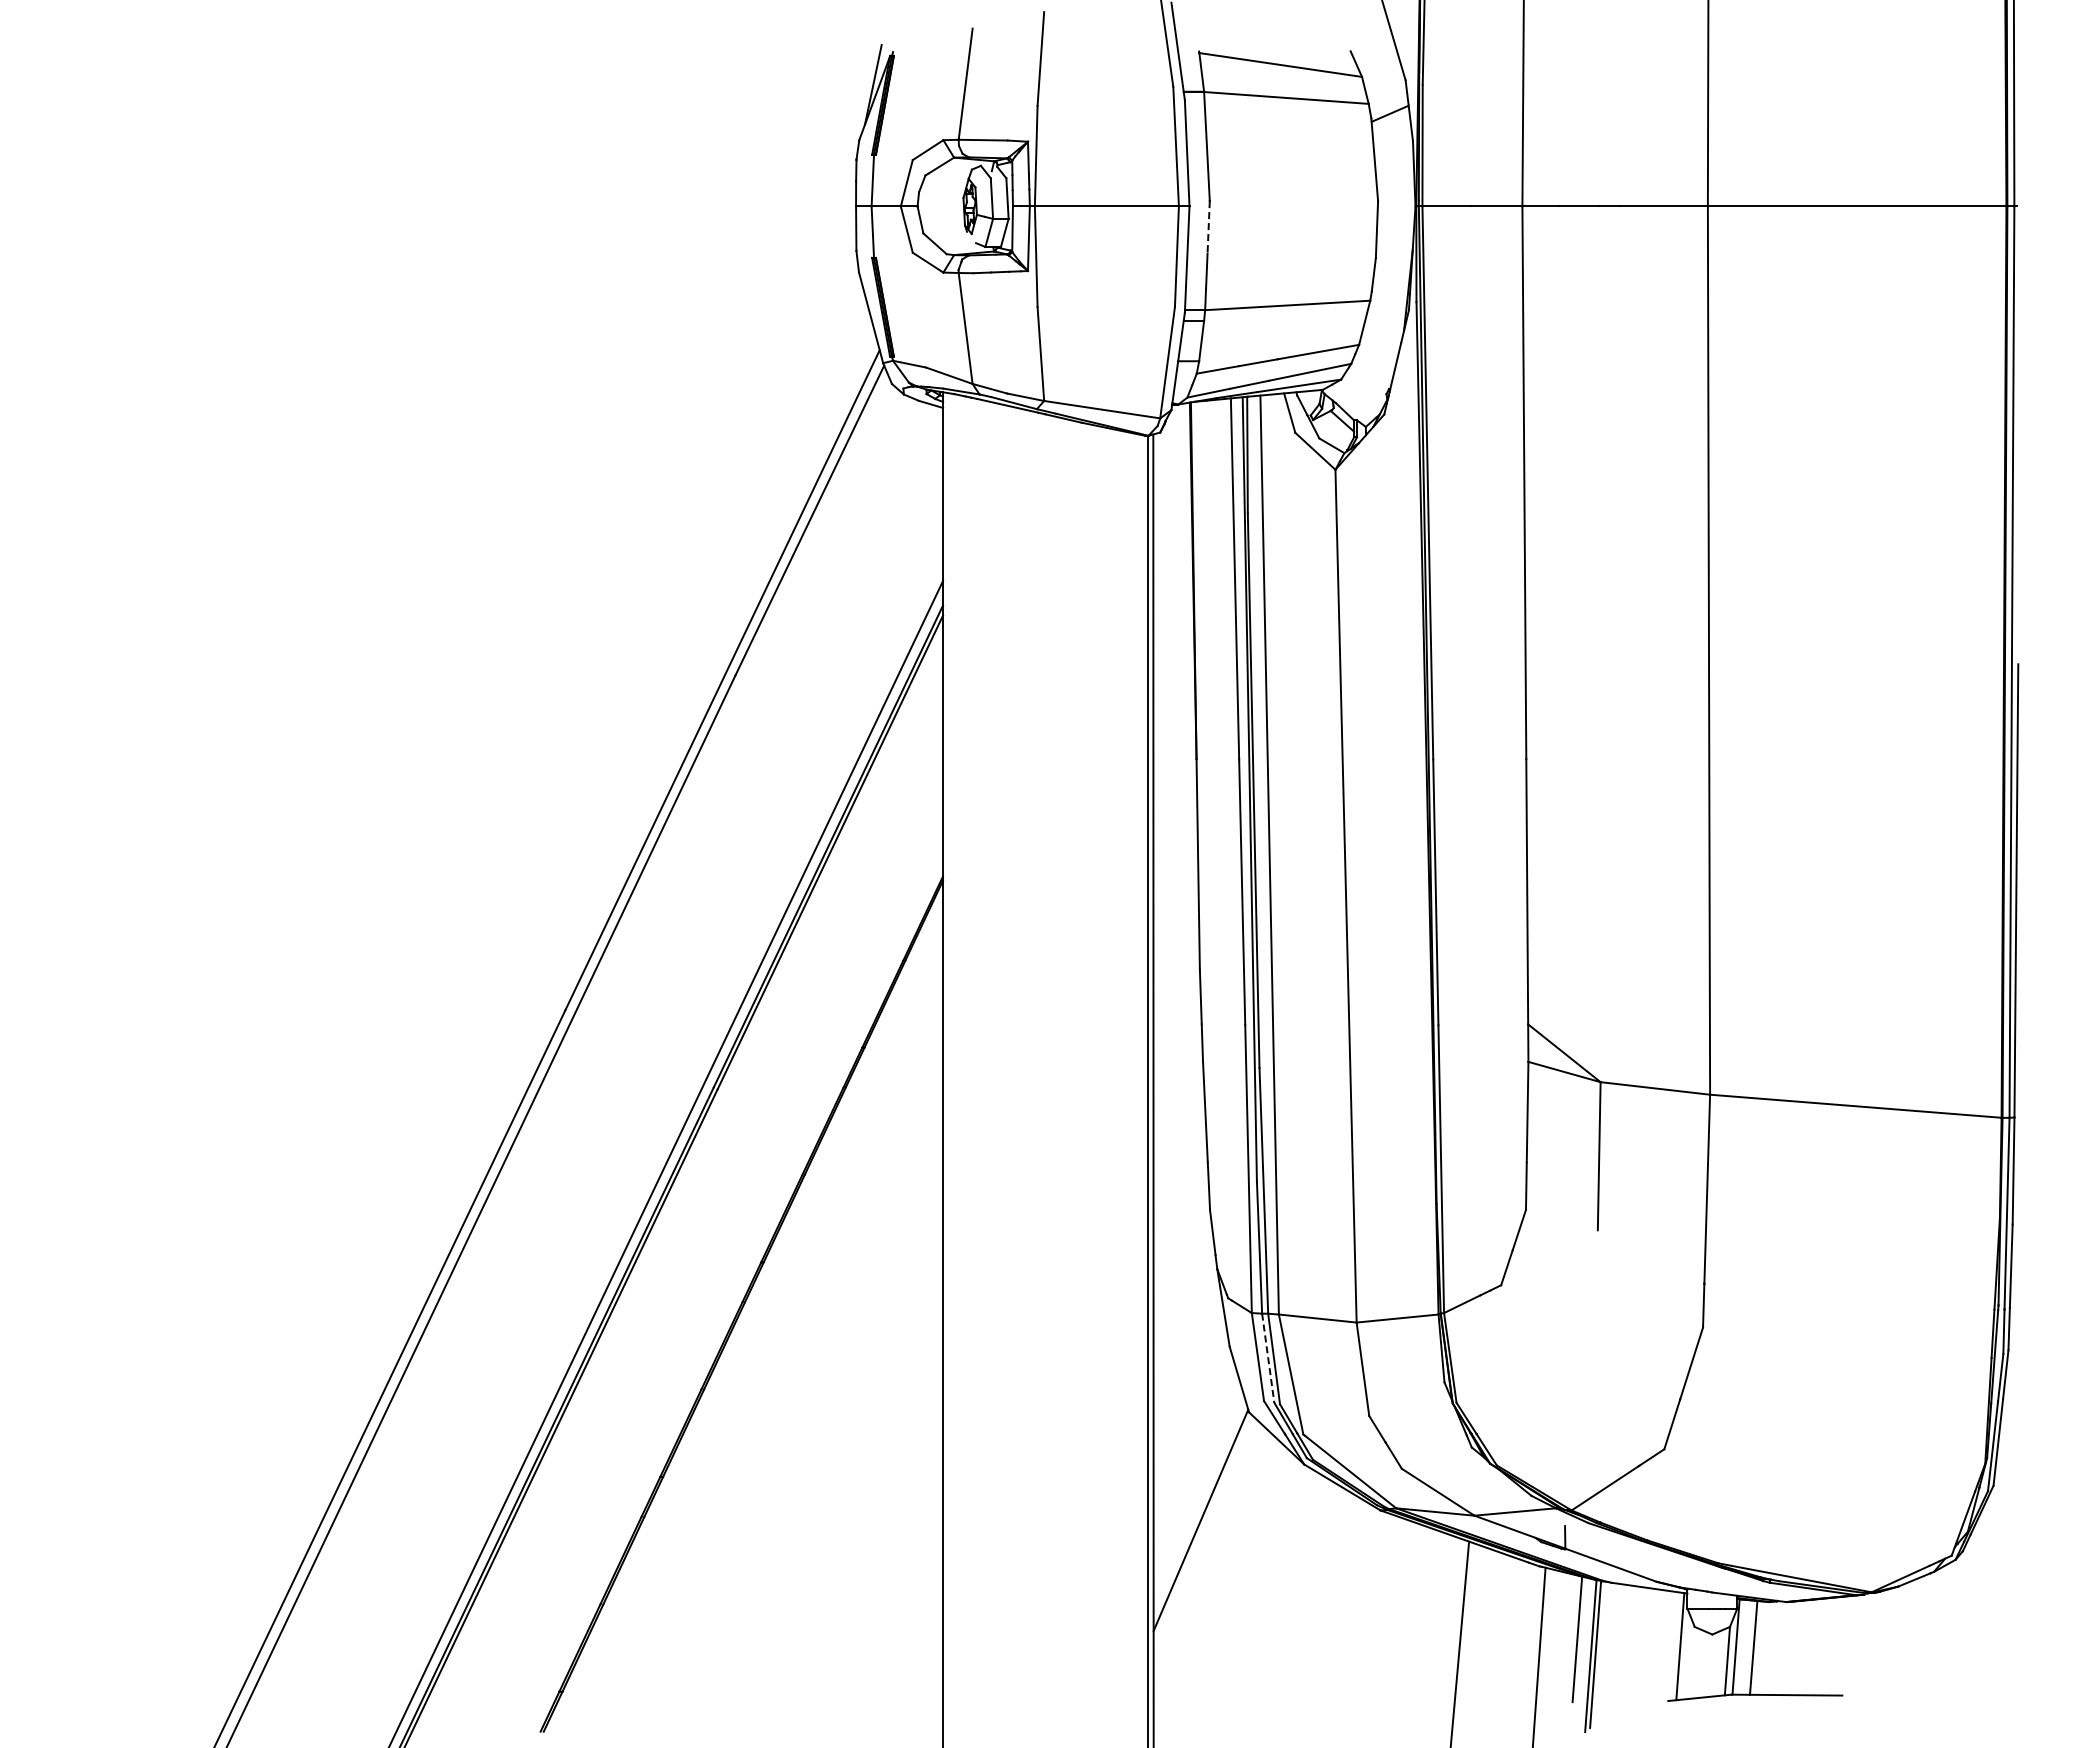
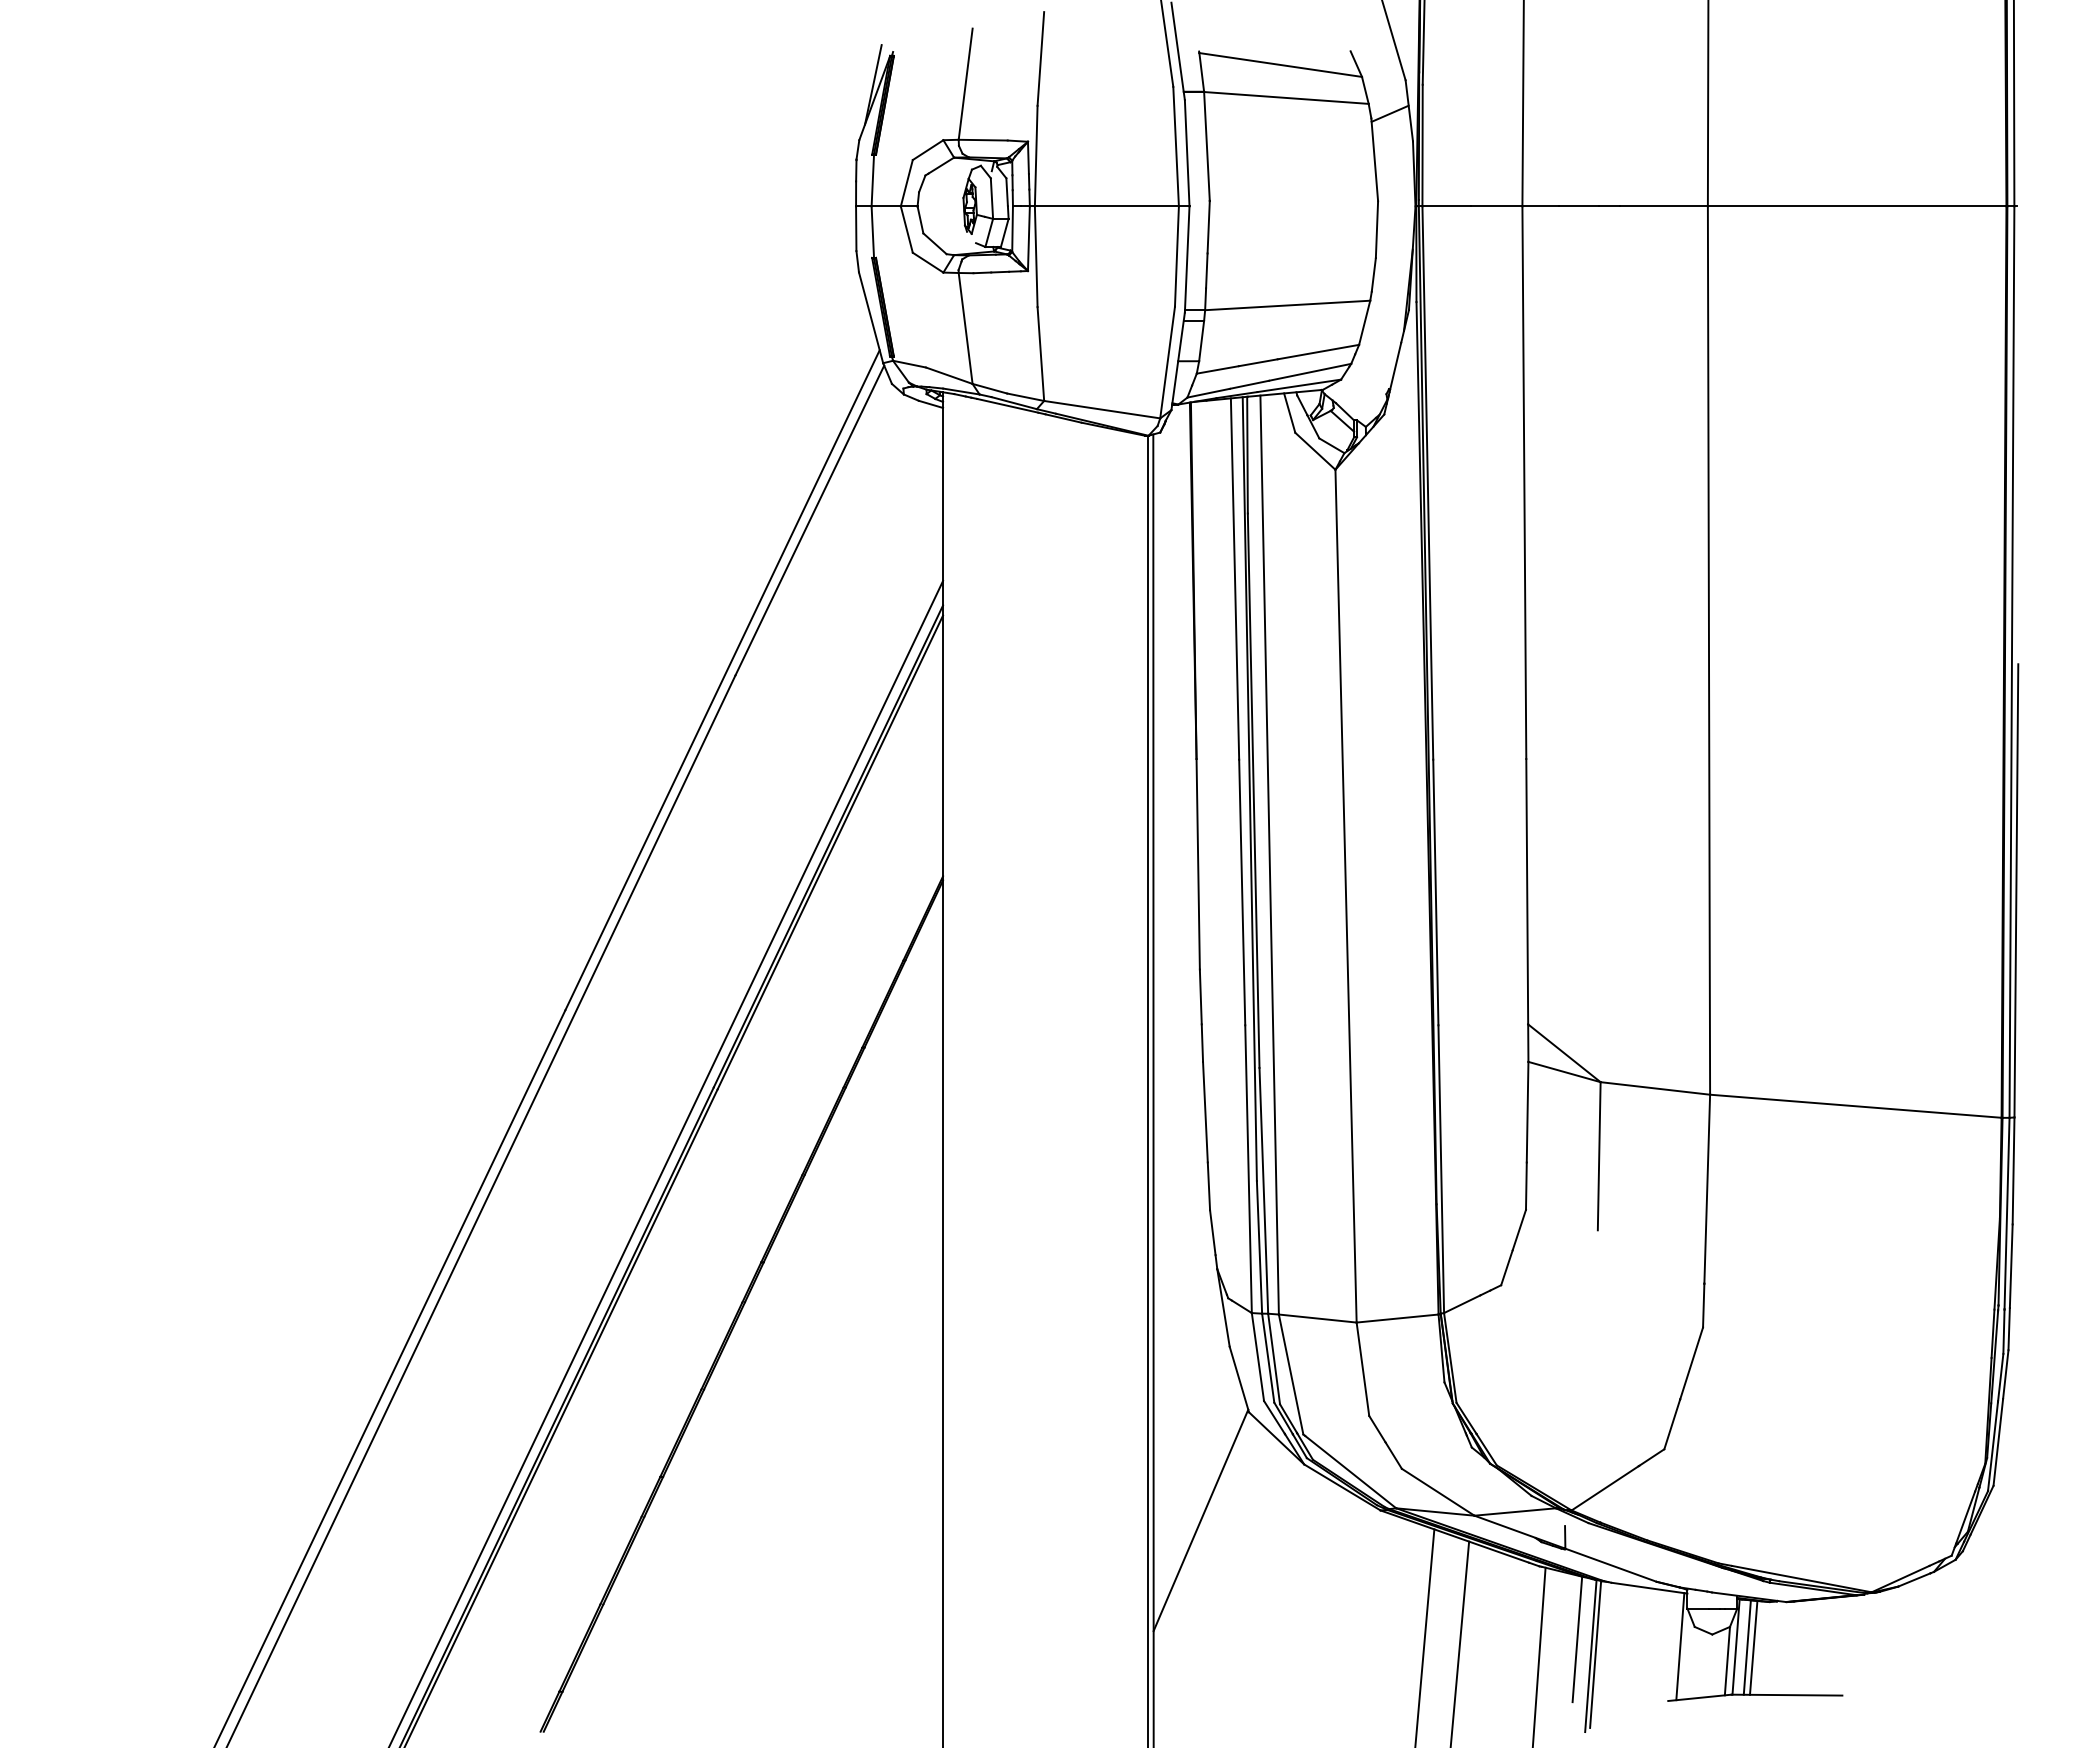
line: dashed -> solid (1208, 227)
line: dashed -> solid (1268, 1358)
line: none -> present (1424, 1636)
line: none -> present (1746, 1647)
